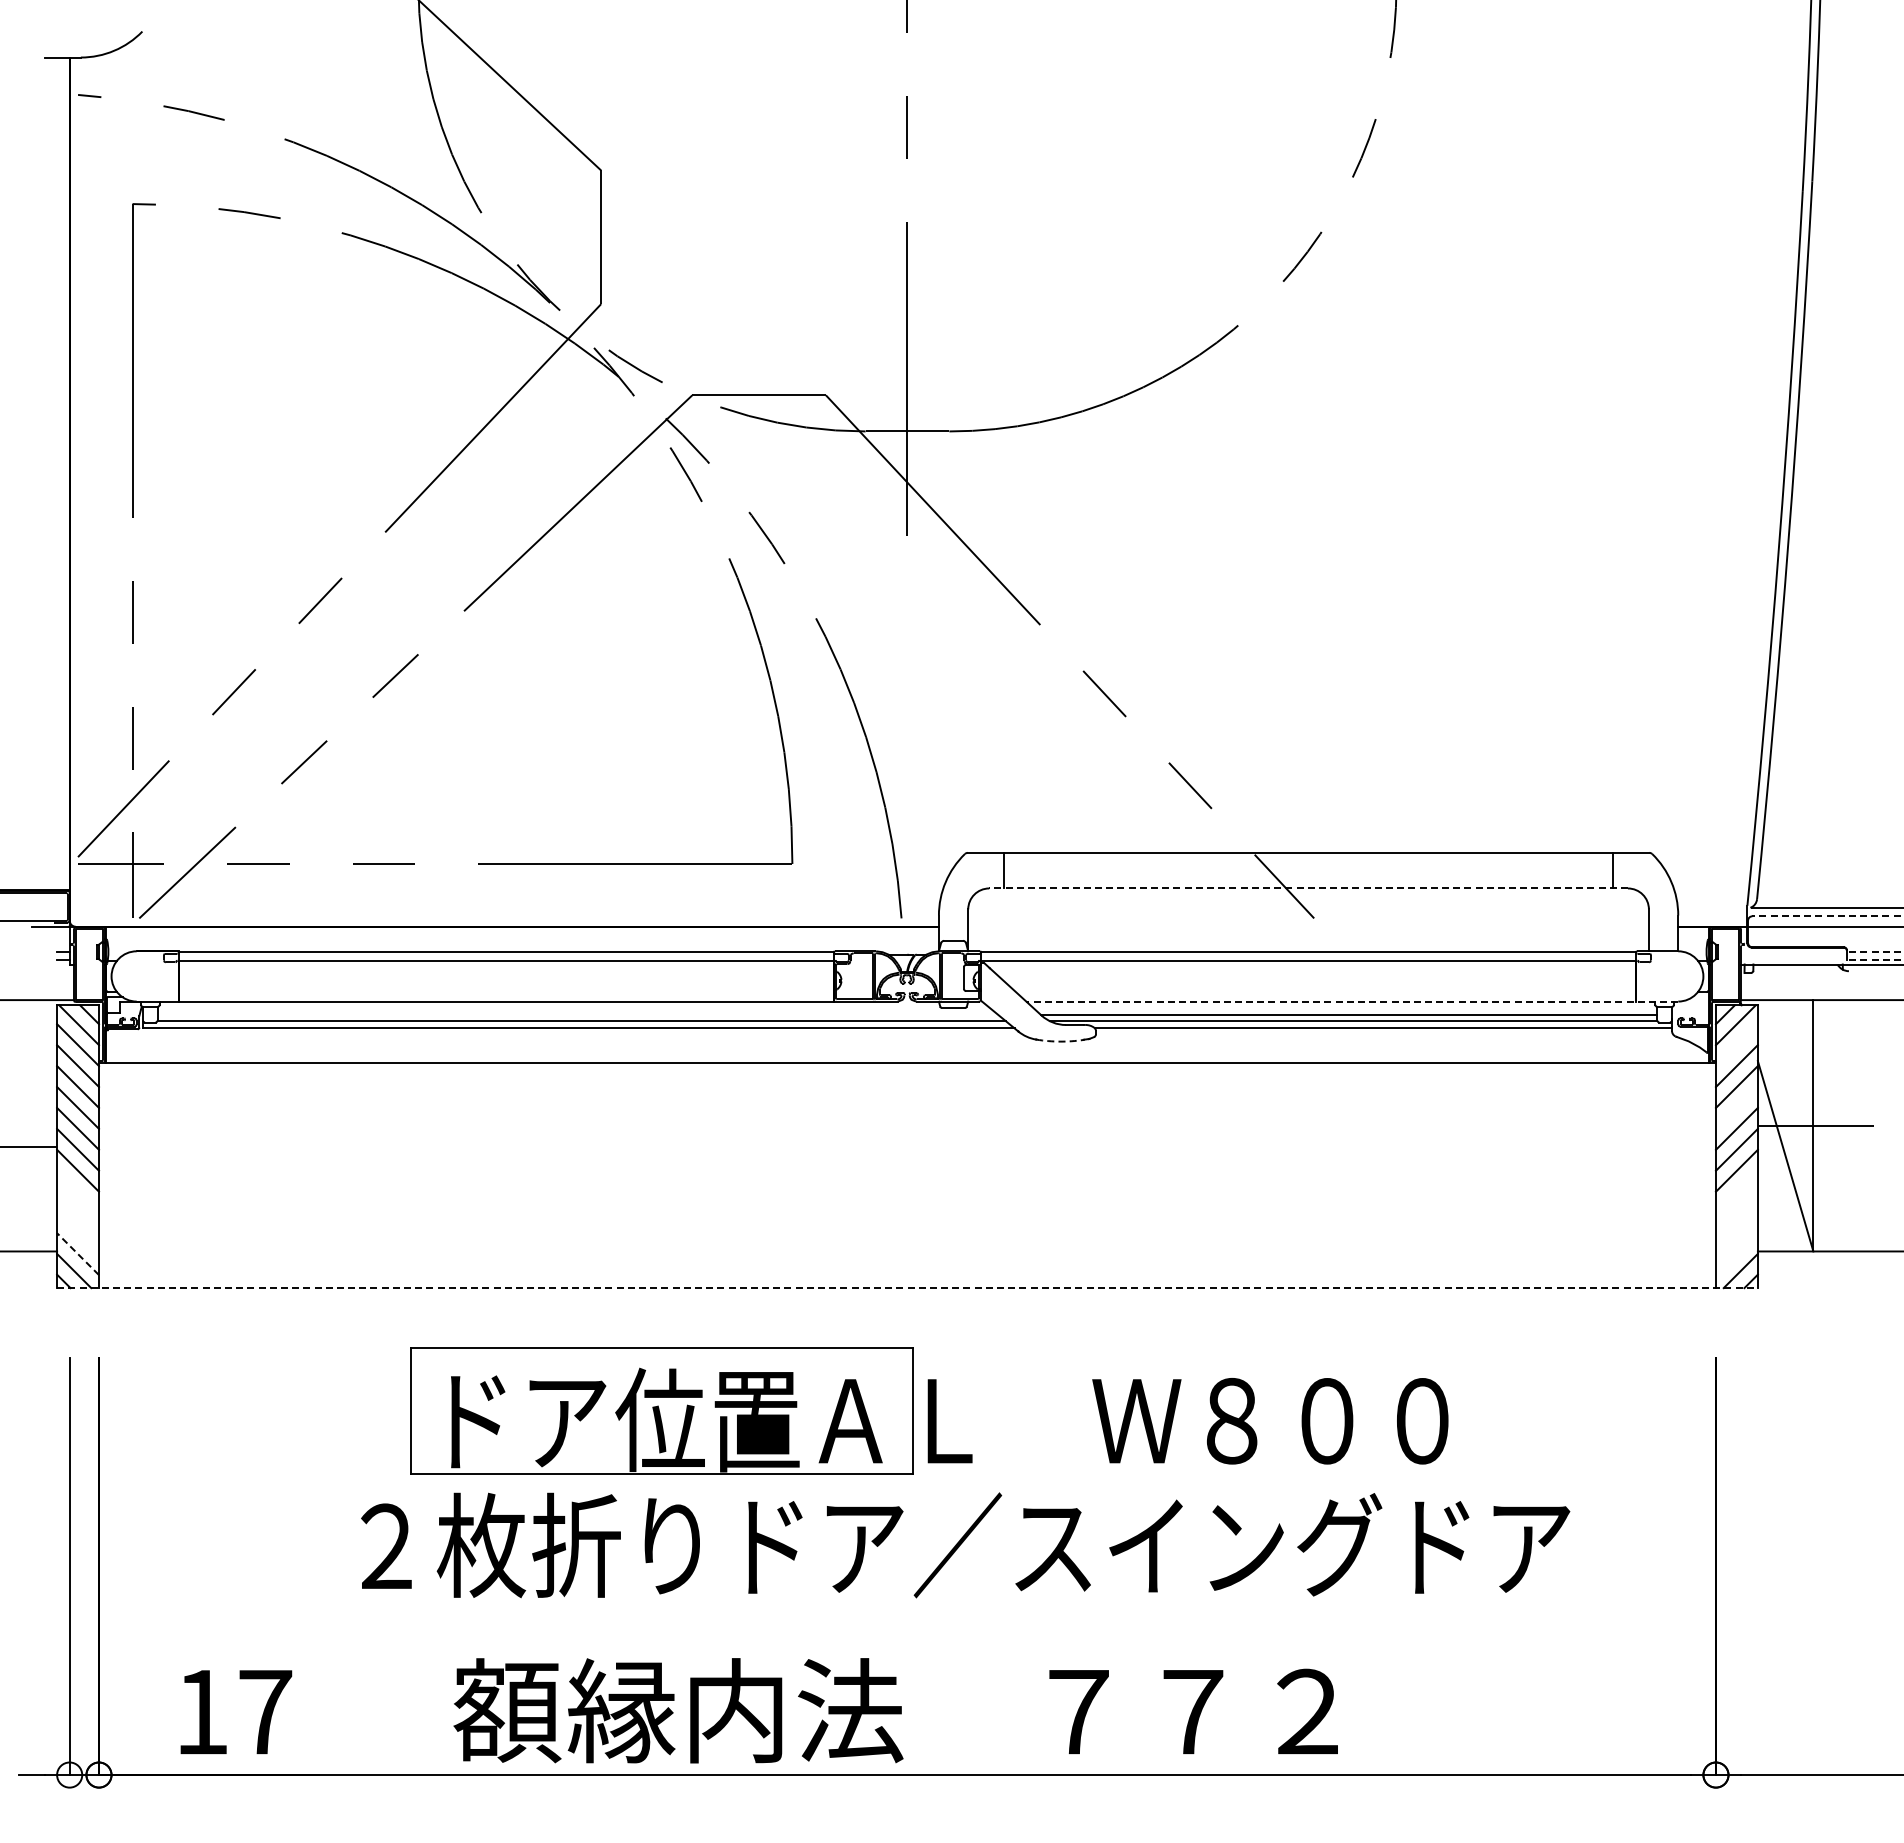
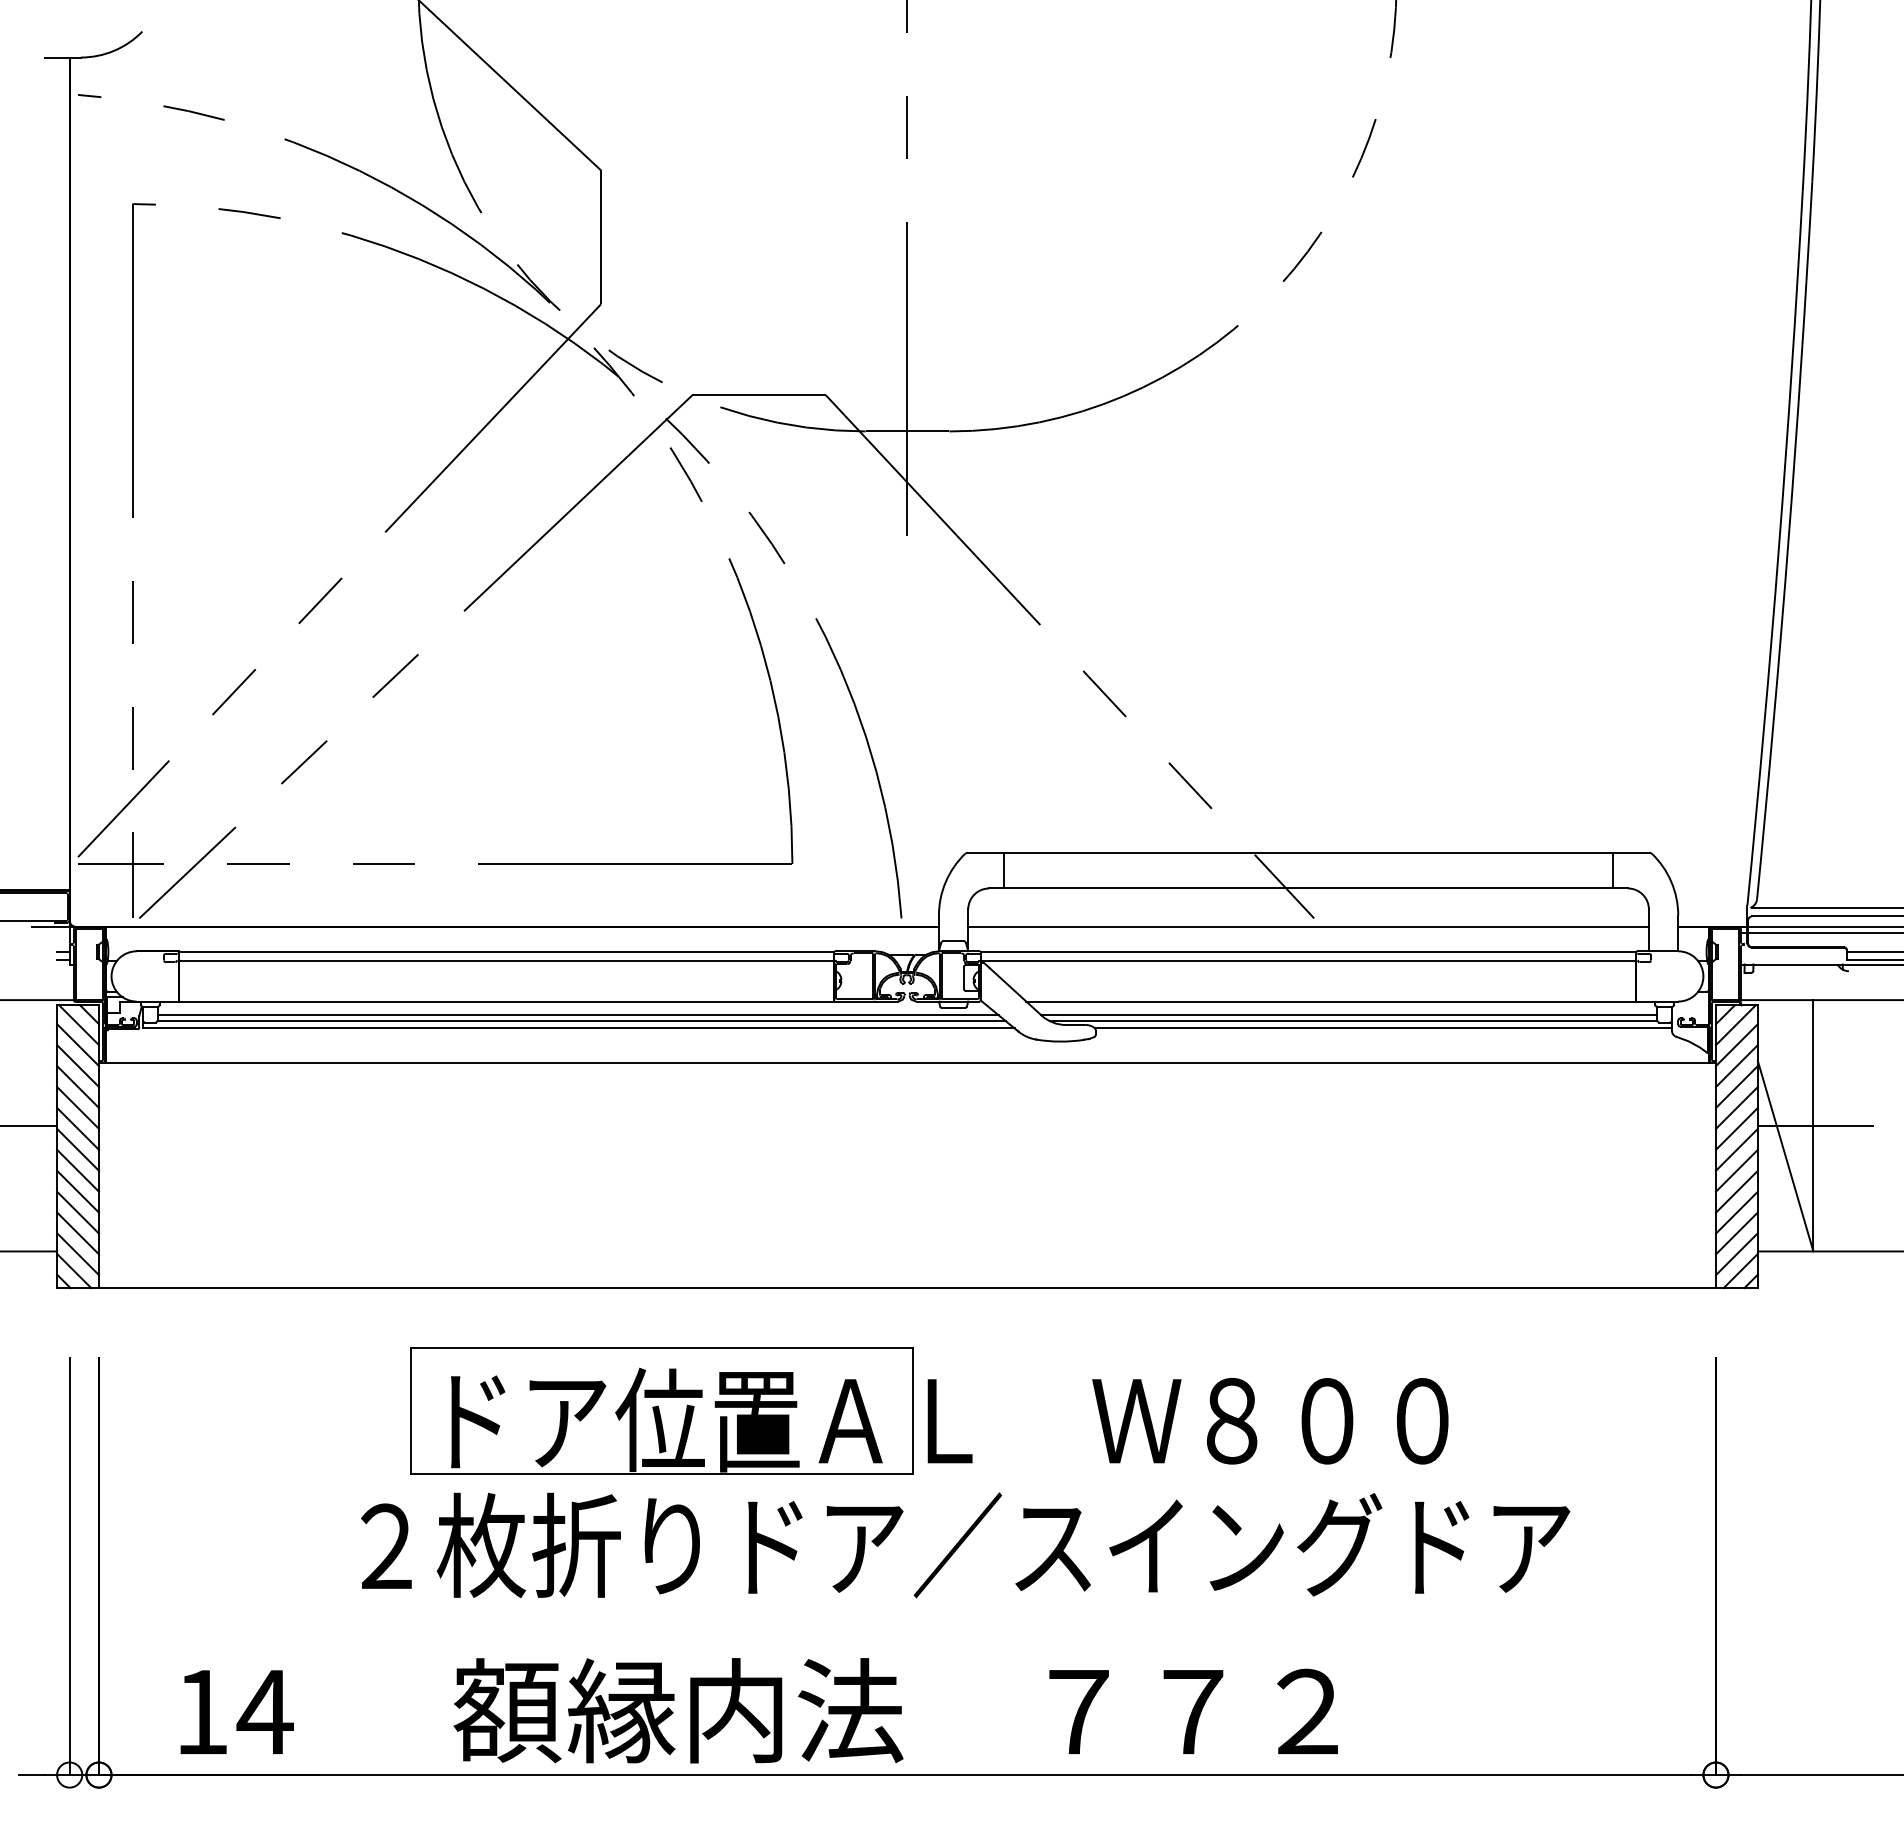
line: dashed -> solid (1308, 888)
line: dashed -> solid (1827, 916)
line: none -> present (1308, 926)
line: none -> present (1820, 933)
line: dashed -> solid (1874, 951)
line: dashed -> solid (1874, 960)
line: dashed -> solid (1352, 1001)
line: none -> present (577, 1015)
arc: dashed -> solid (1060, 1041)
line: none -> present (1736, 1045)
line: none -> present (1736, 1107)
line position: (29, 1146) -> (29, 1125) (29, 1125)
line: none -> present (78, 1191)
line: none -> present (1736, 1191)
line: none -> present (78, 1212)
line: none -> present (1736, 1212)
line: none -> present (78, 1233)
line: none -> present (1736, 1233)
line: dashed -> solid (78, 1254)
line: none -> present (1736, 1254)
line: dashed -> solid (908, 1288)
text: 17 -> 14 (264, 1712)
